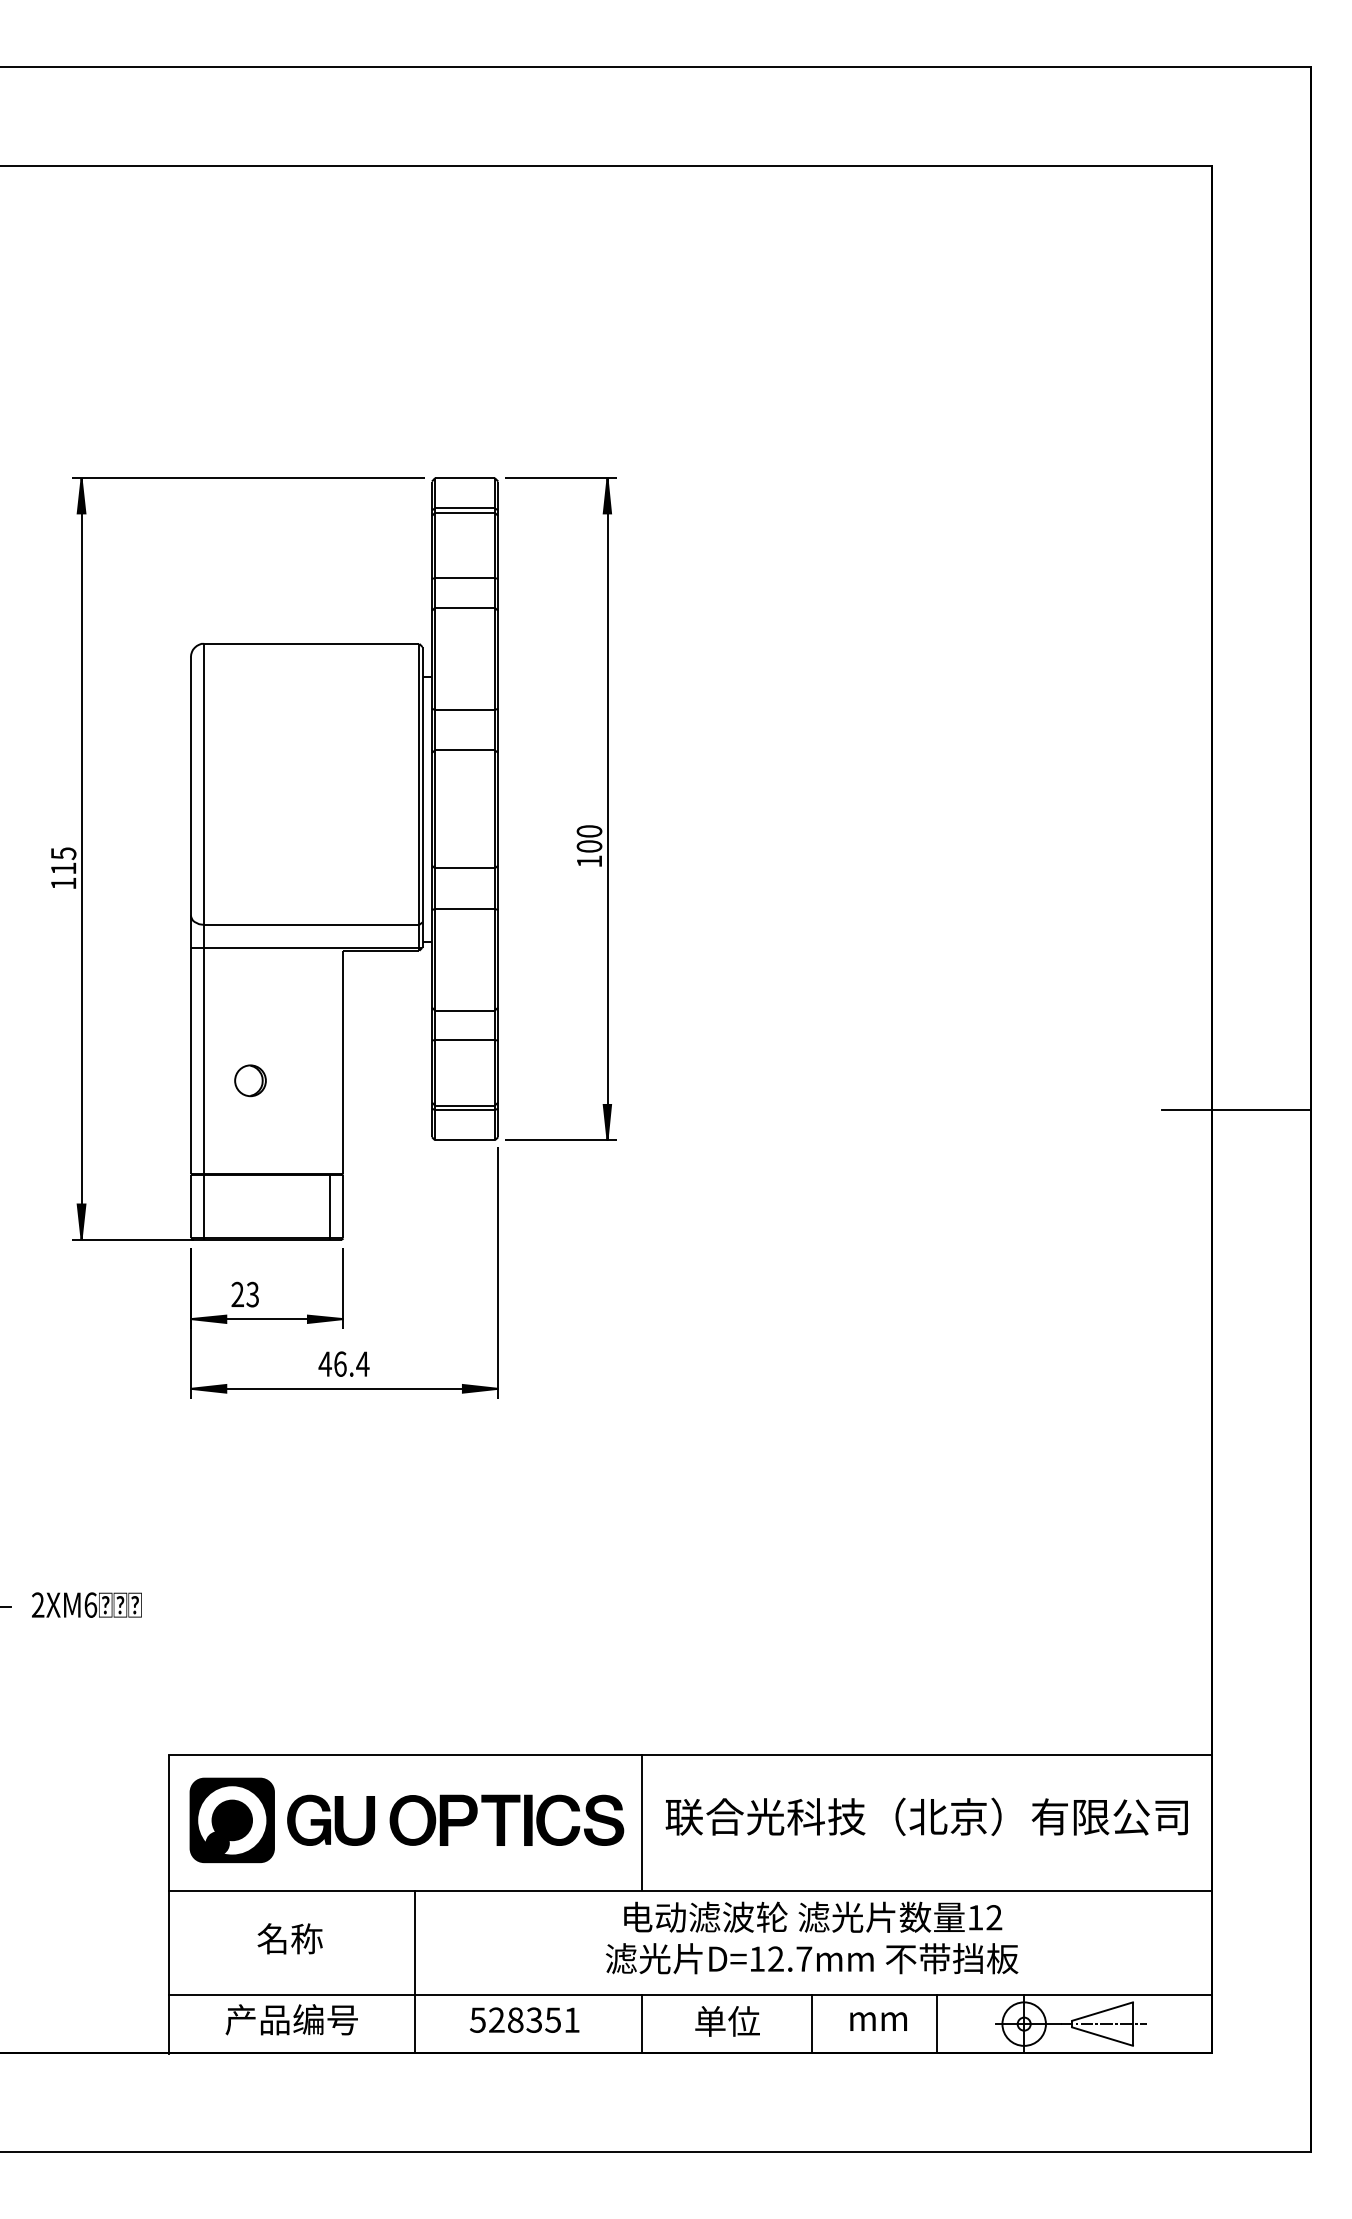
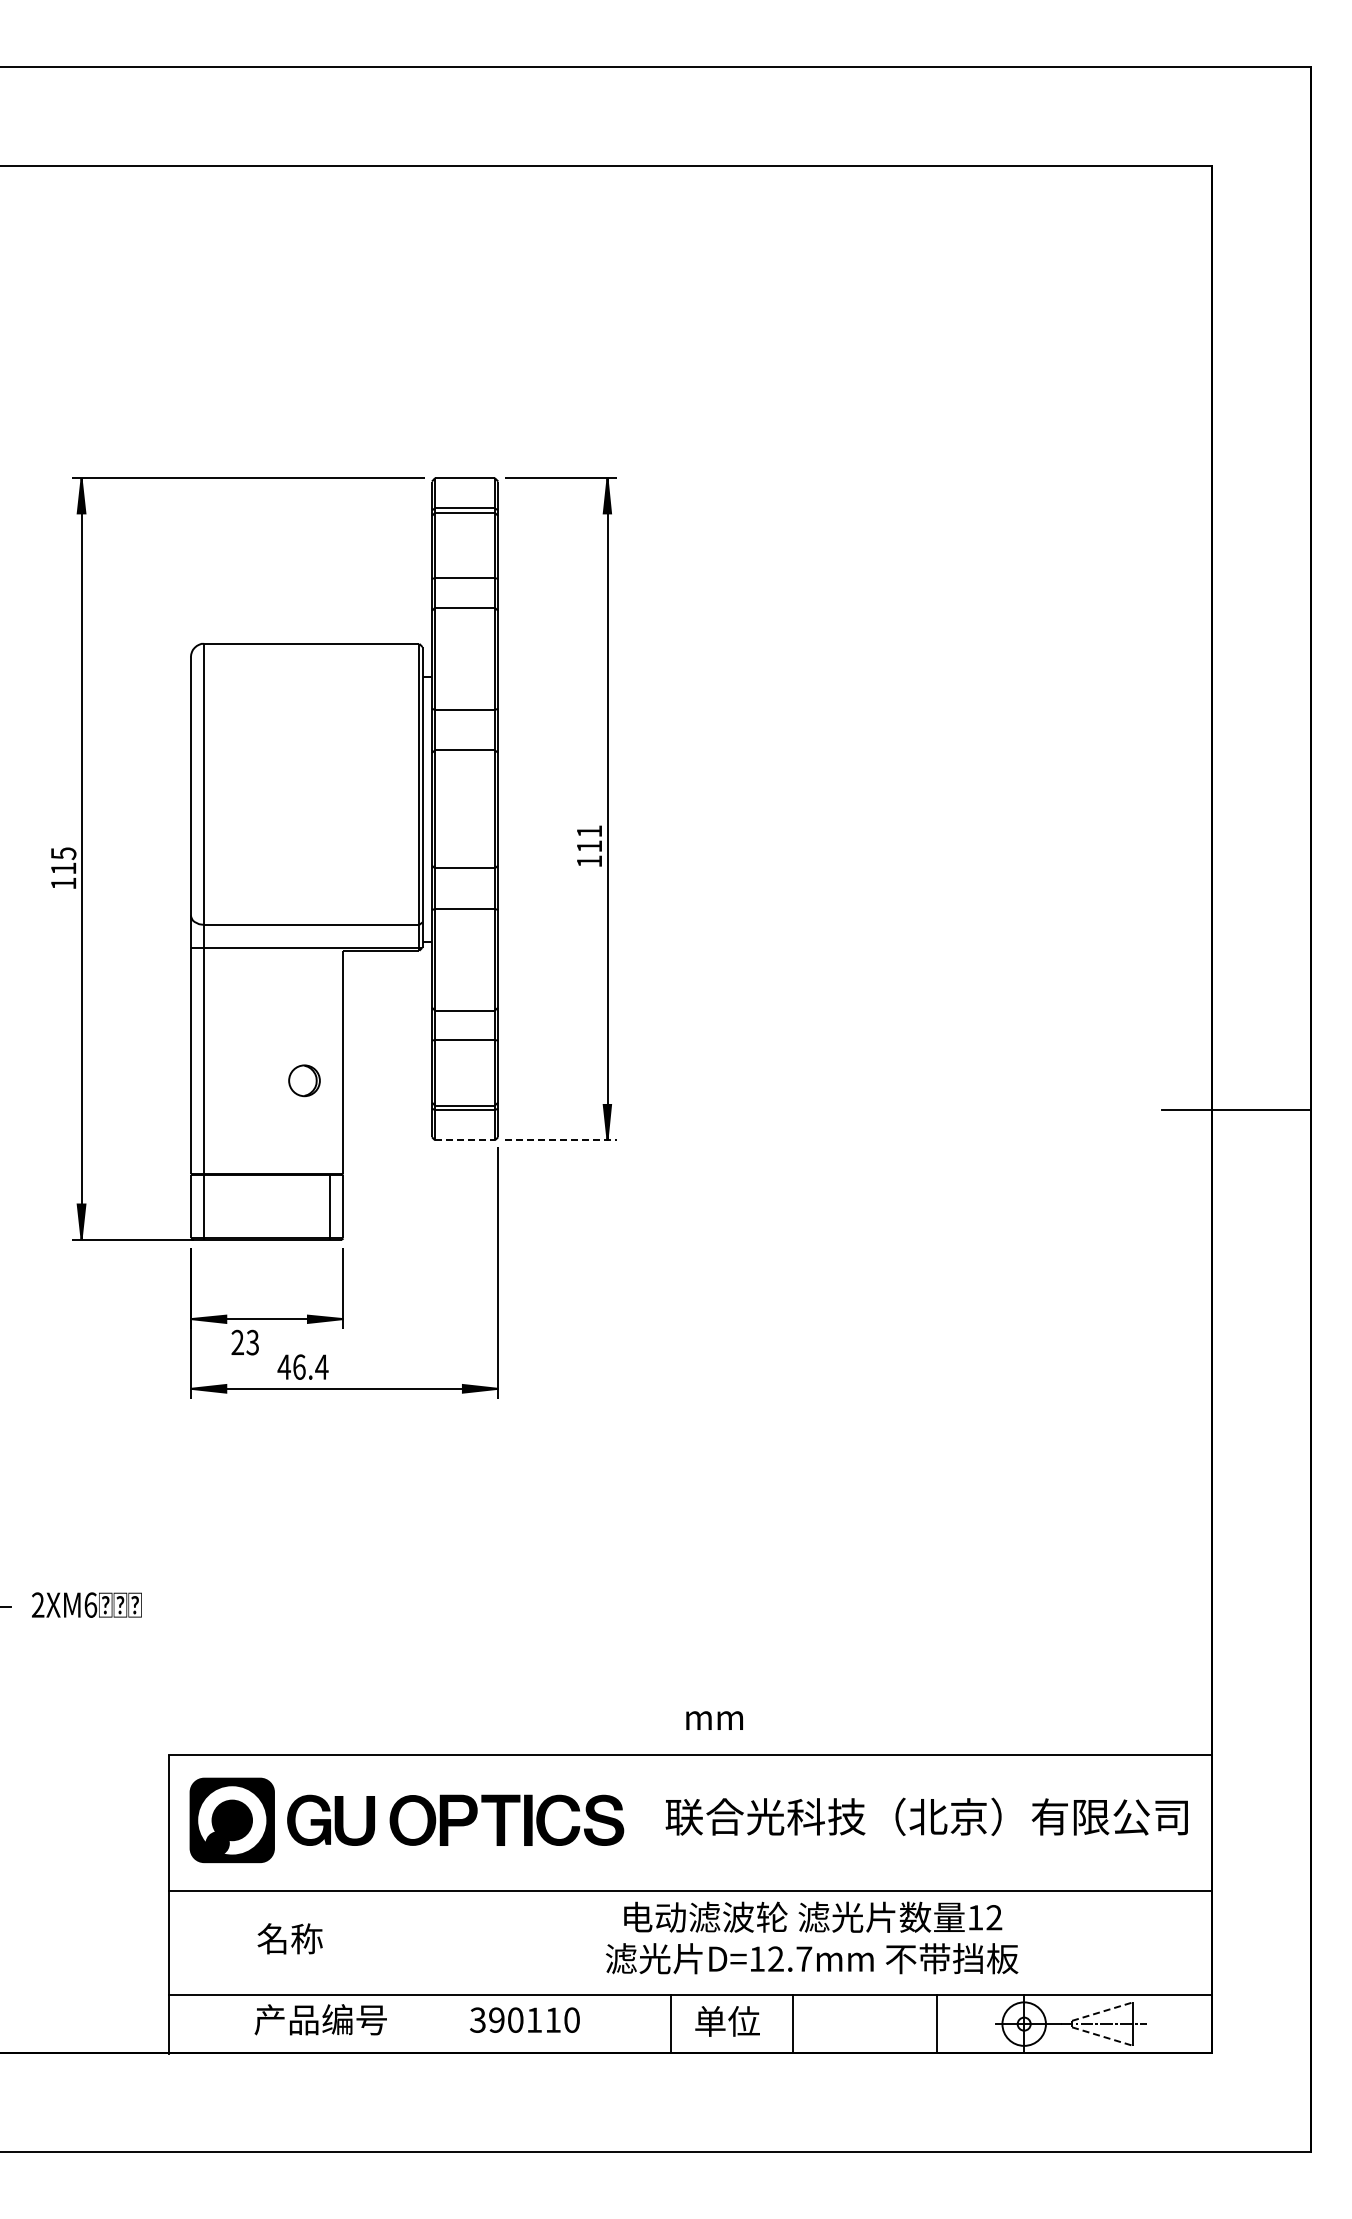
text: 100 -> 111 (589, 838)
part position: (250, 1080) -> (304, 1080) (304, 1080)
line: solid -> dashed (464, 1140)
line: solid -> dashed (561, 1140)
text position: (244, 1294) -> (244, 1342) (244, 1342)
text position: (343, 1363) -> (302, 1366) (302, 1366)
line: present -> none (642, 1822)
line: present -> none (415, 1971)
line: solid -> dashed (1102, 2011)
text position: (291, 2019) -> (320, 2019) (320, 2019)
text: 528351 -> 390110 (524, 2019)
text position: (878, 2021) -> (714, 1720) (714, 1720)
line position: (642, 2024) -> (671, 2024) (671, 2024)
line position: (812, 2024) -> (793, 2024) (793, 2024)
line: solid -> dashed (1102, 2036)
